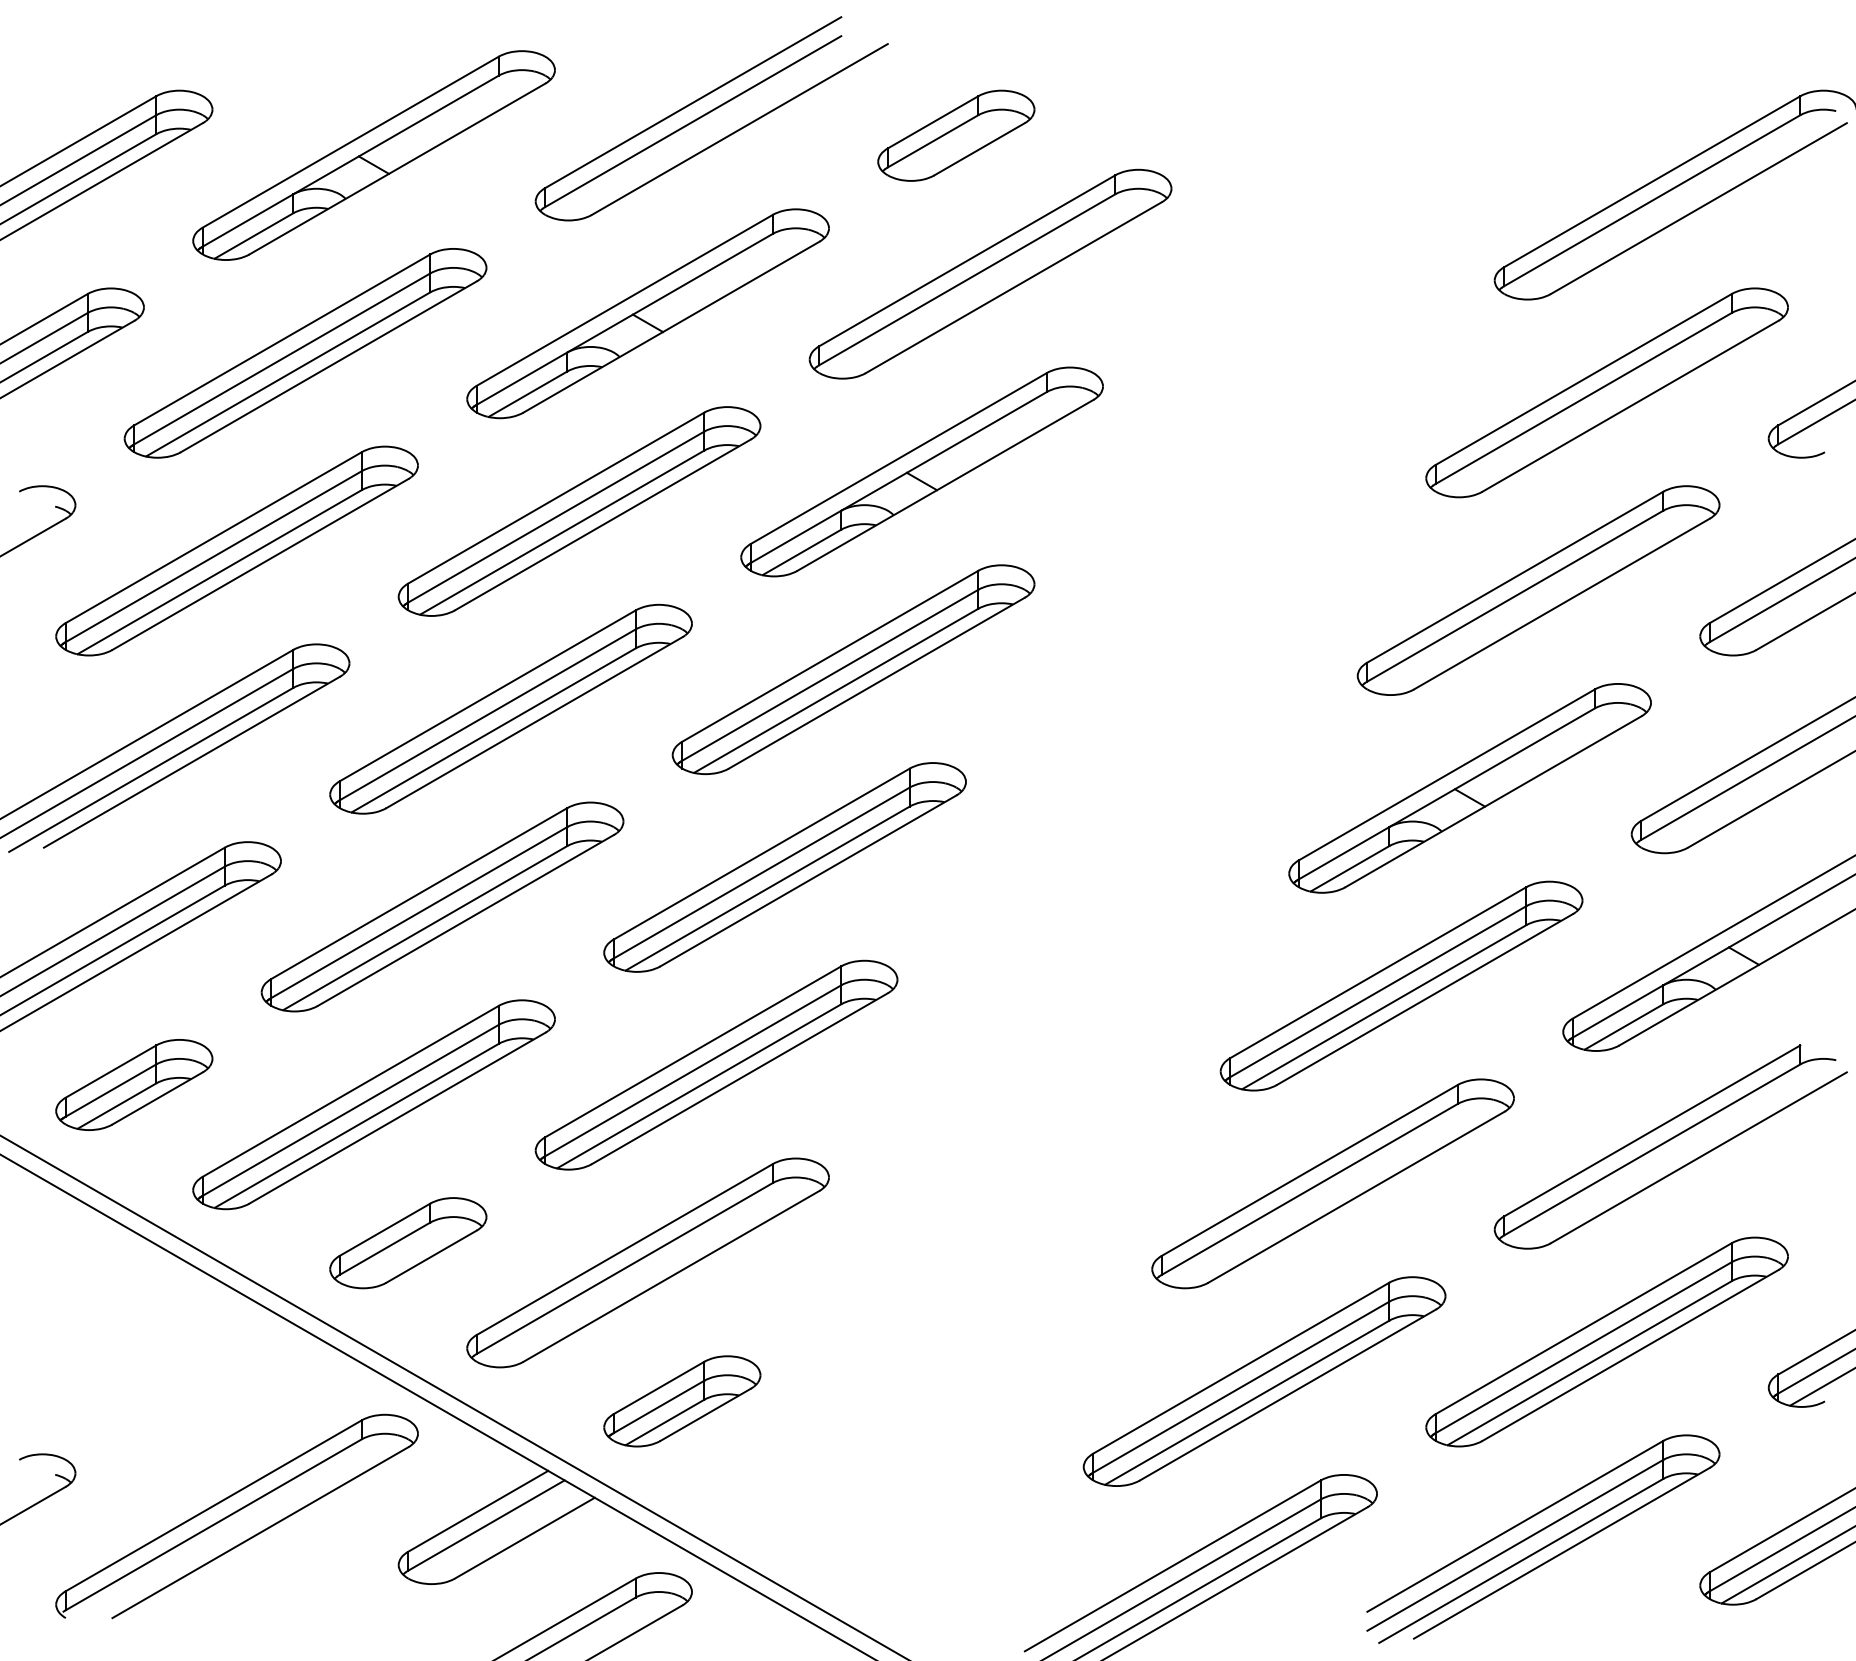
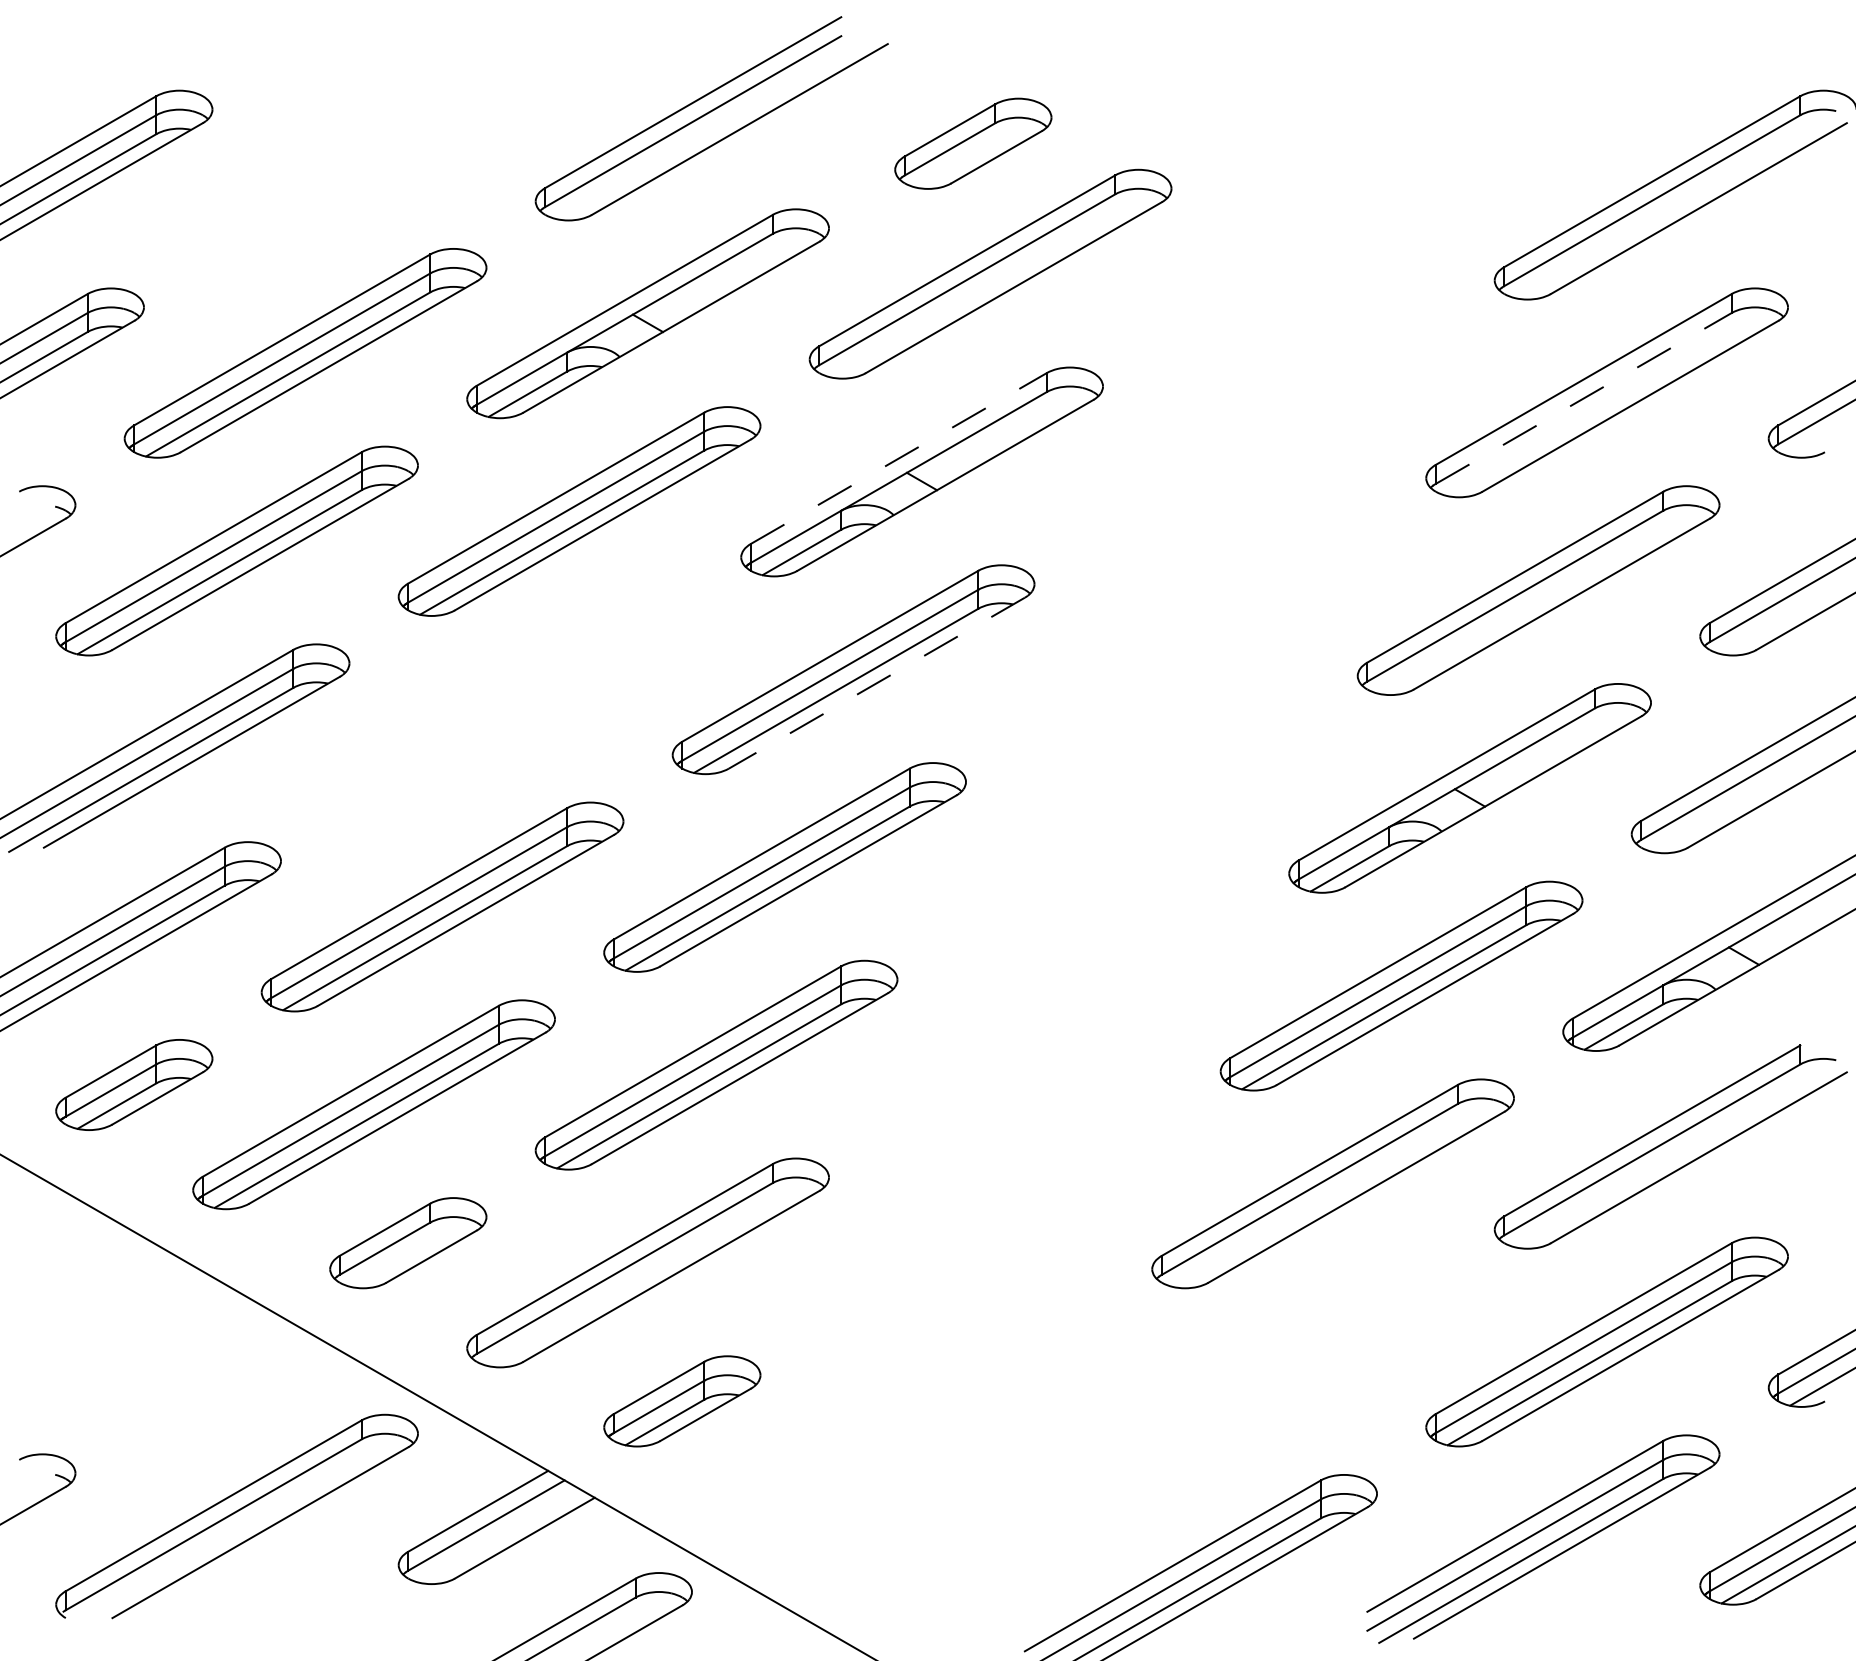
part position: (956, 135) -> (973, 143) (973, 143)
part: present -> none (373, 155)
line: solid -> dashed (1583, 398)
line: solid -> dashed (898, 458)
line: solid -> dashed (876, 683)
part: present -> none (510, 708)
part: present -> none (1264, 1381)
line: present -> none (453, 1396)
